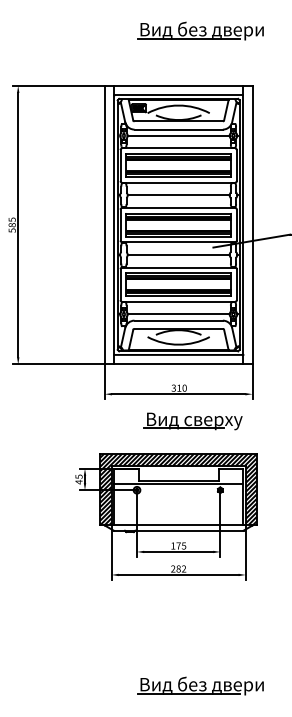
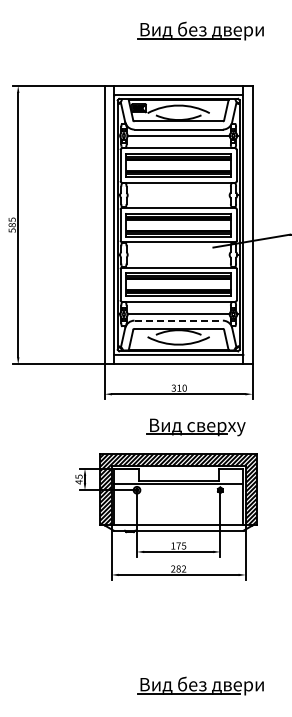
line: present -> none (178, 195)
line: present -> none (178, 254)
line: solid -> dashed (179, 320)
part position: (192, 421) -> (195, 427) (195, 427)
